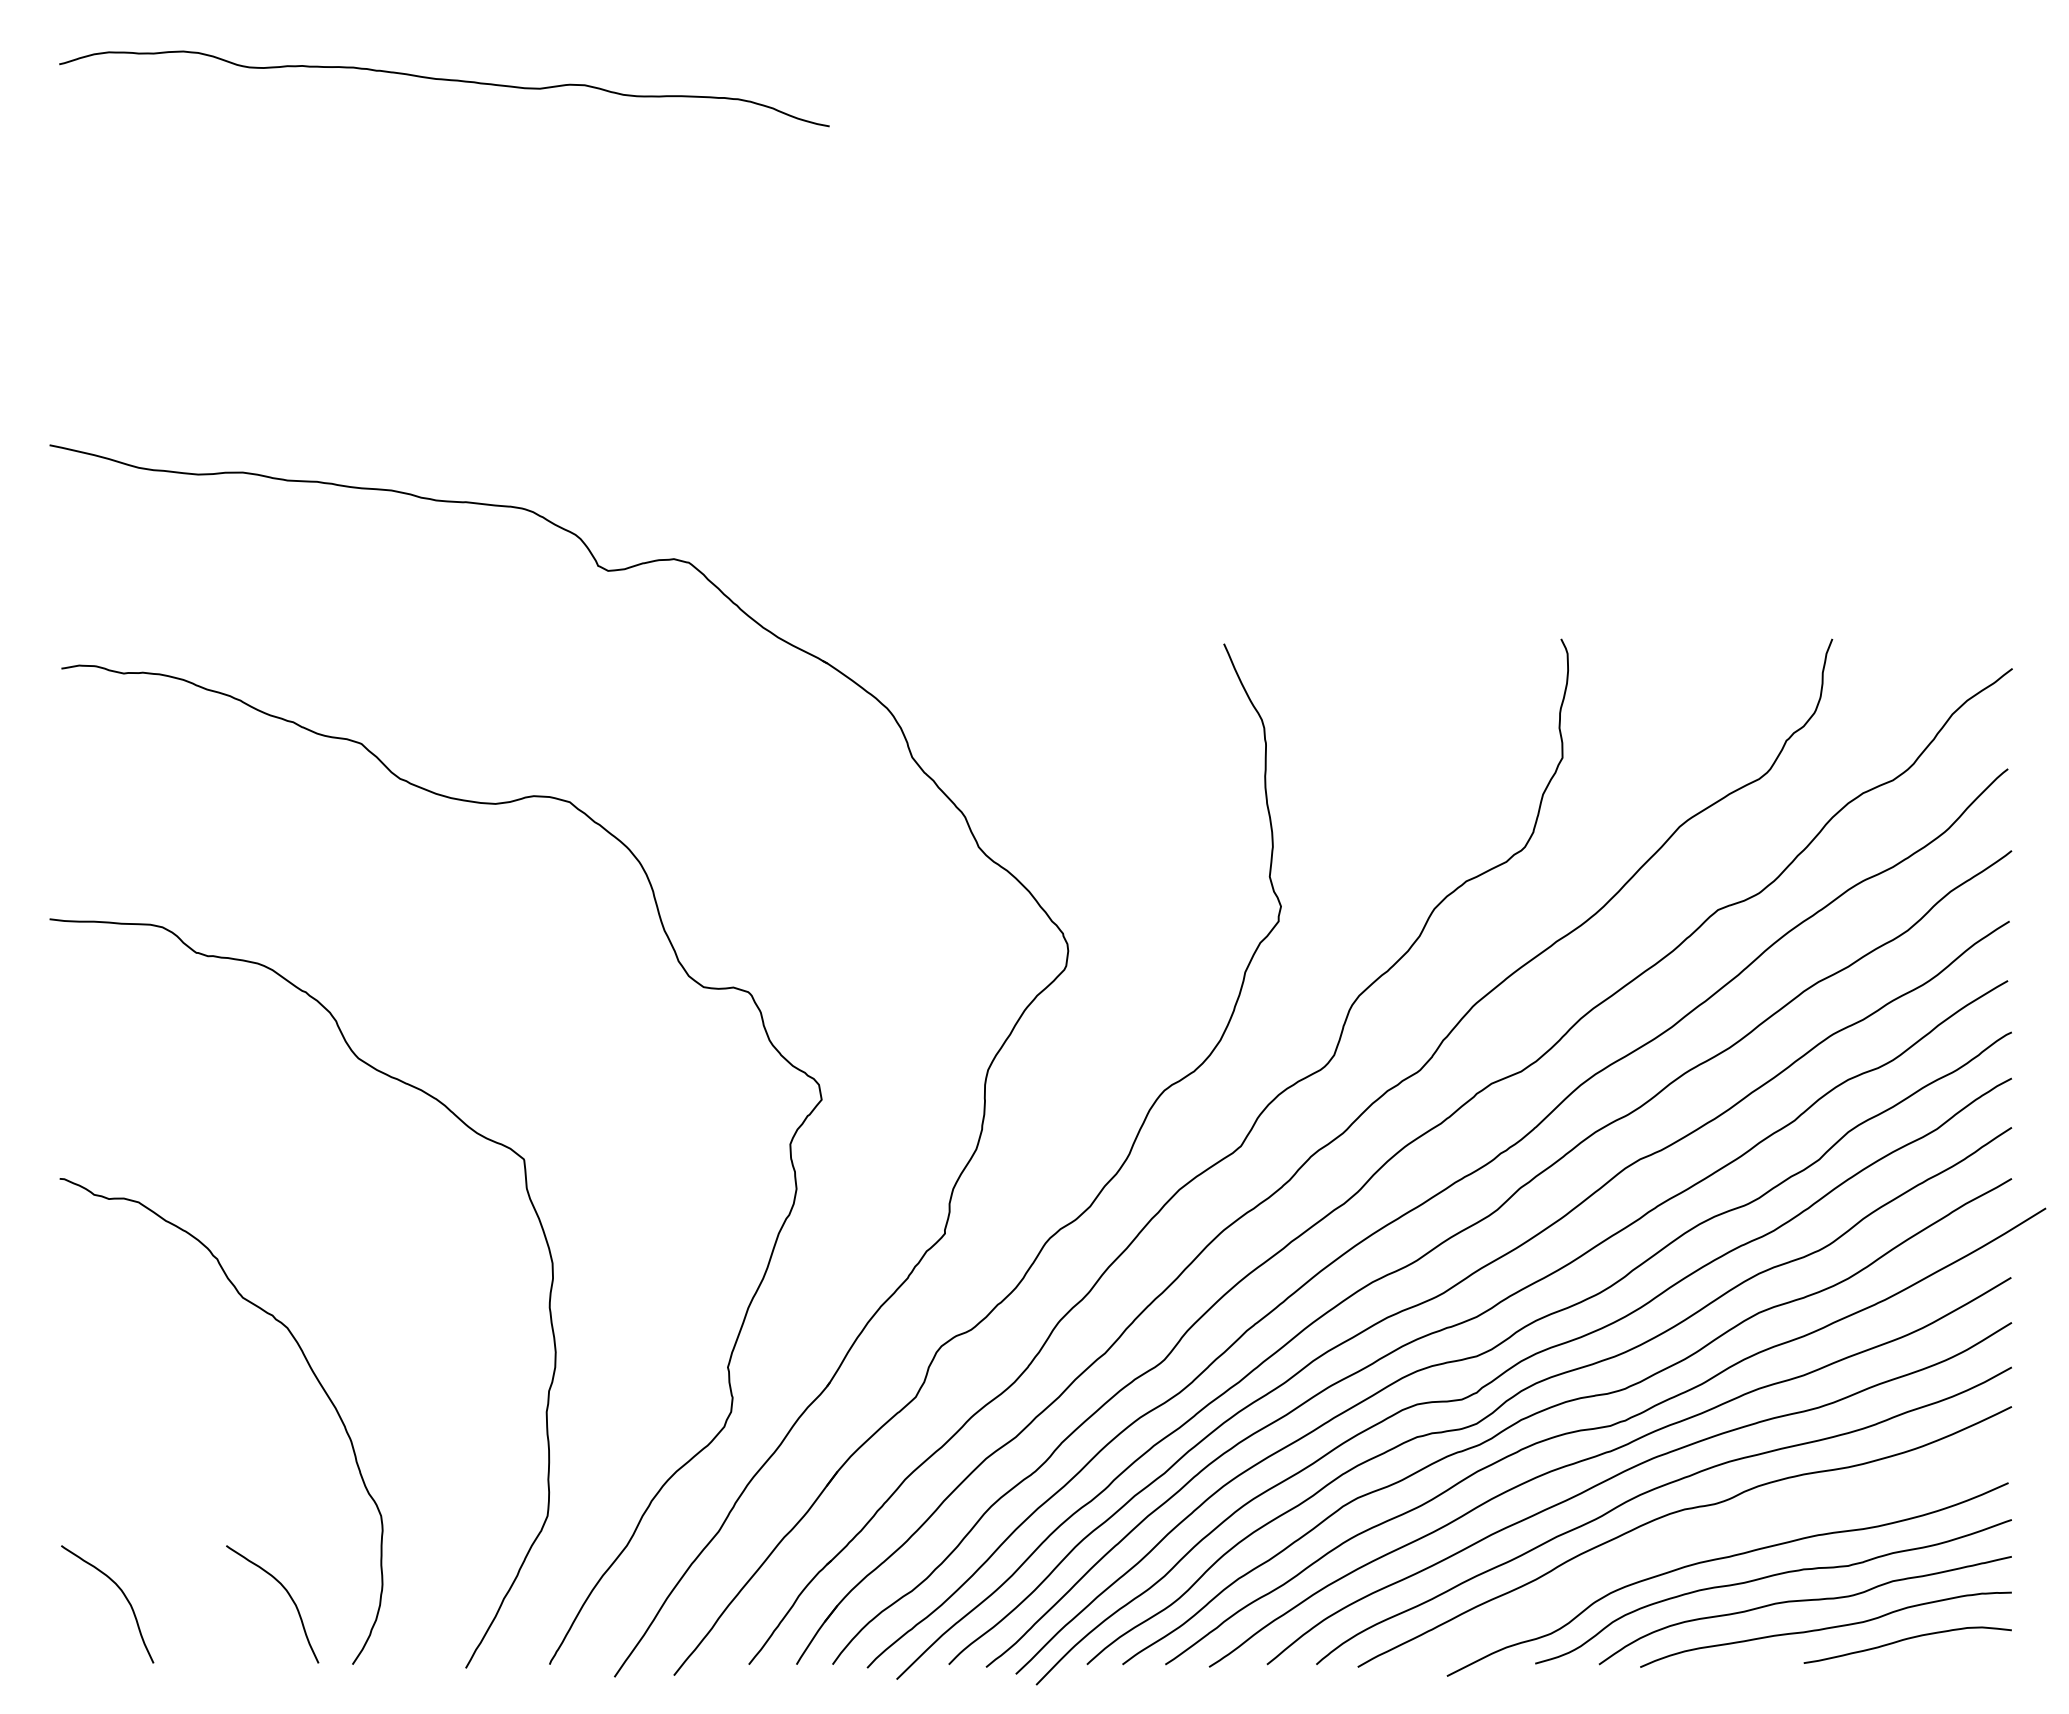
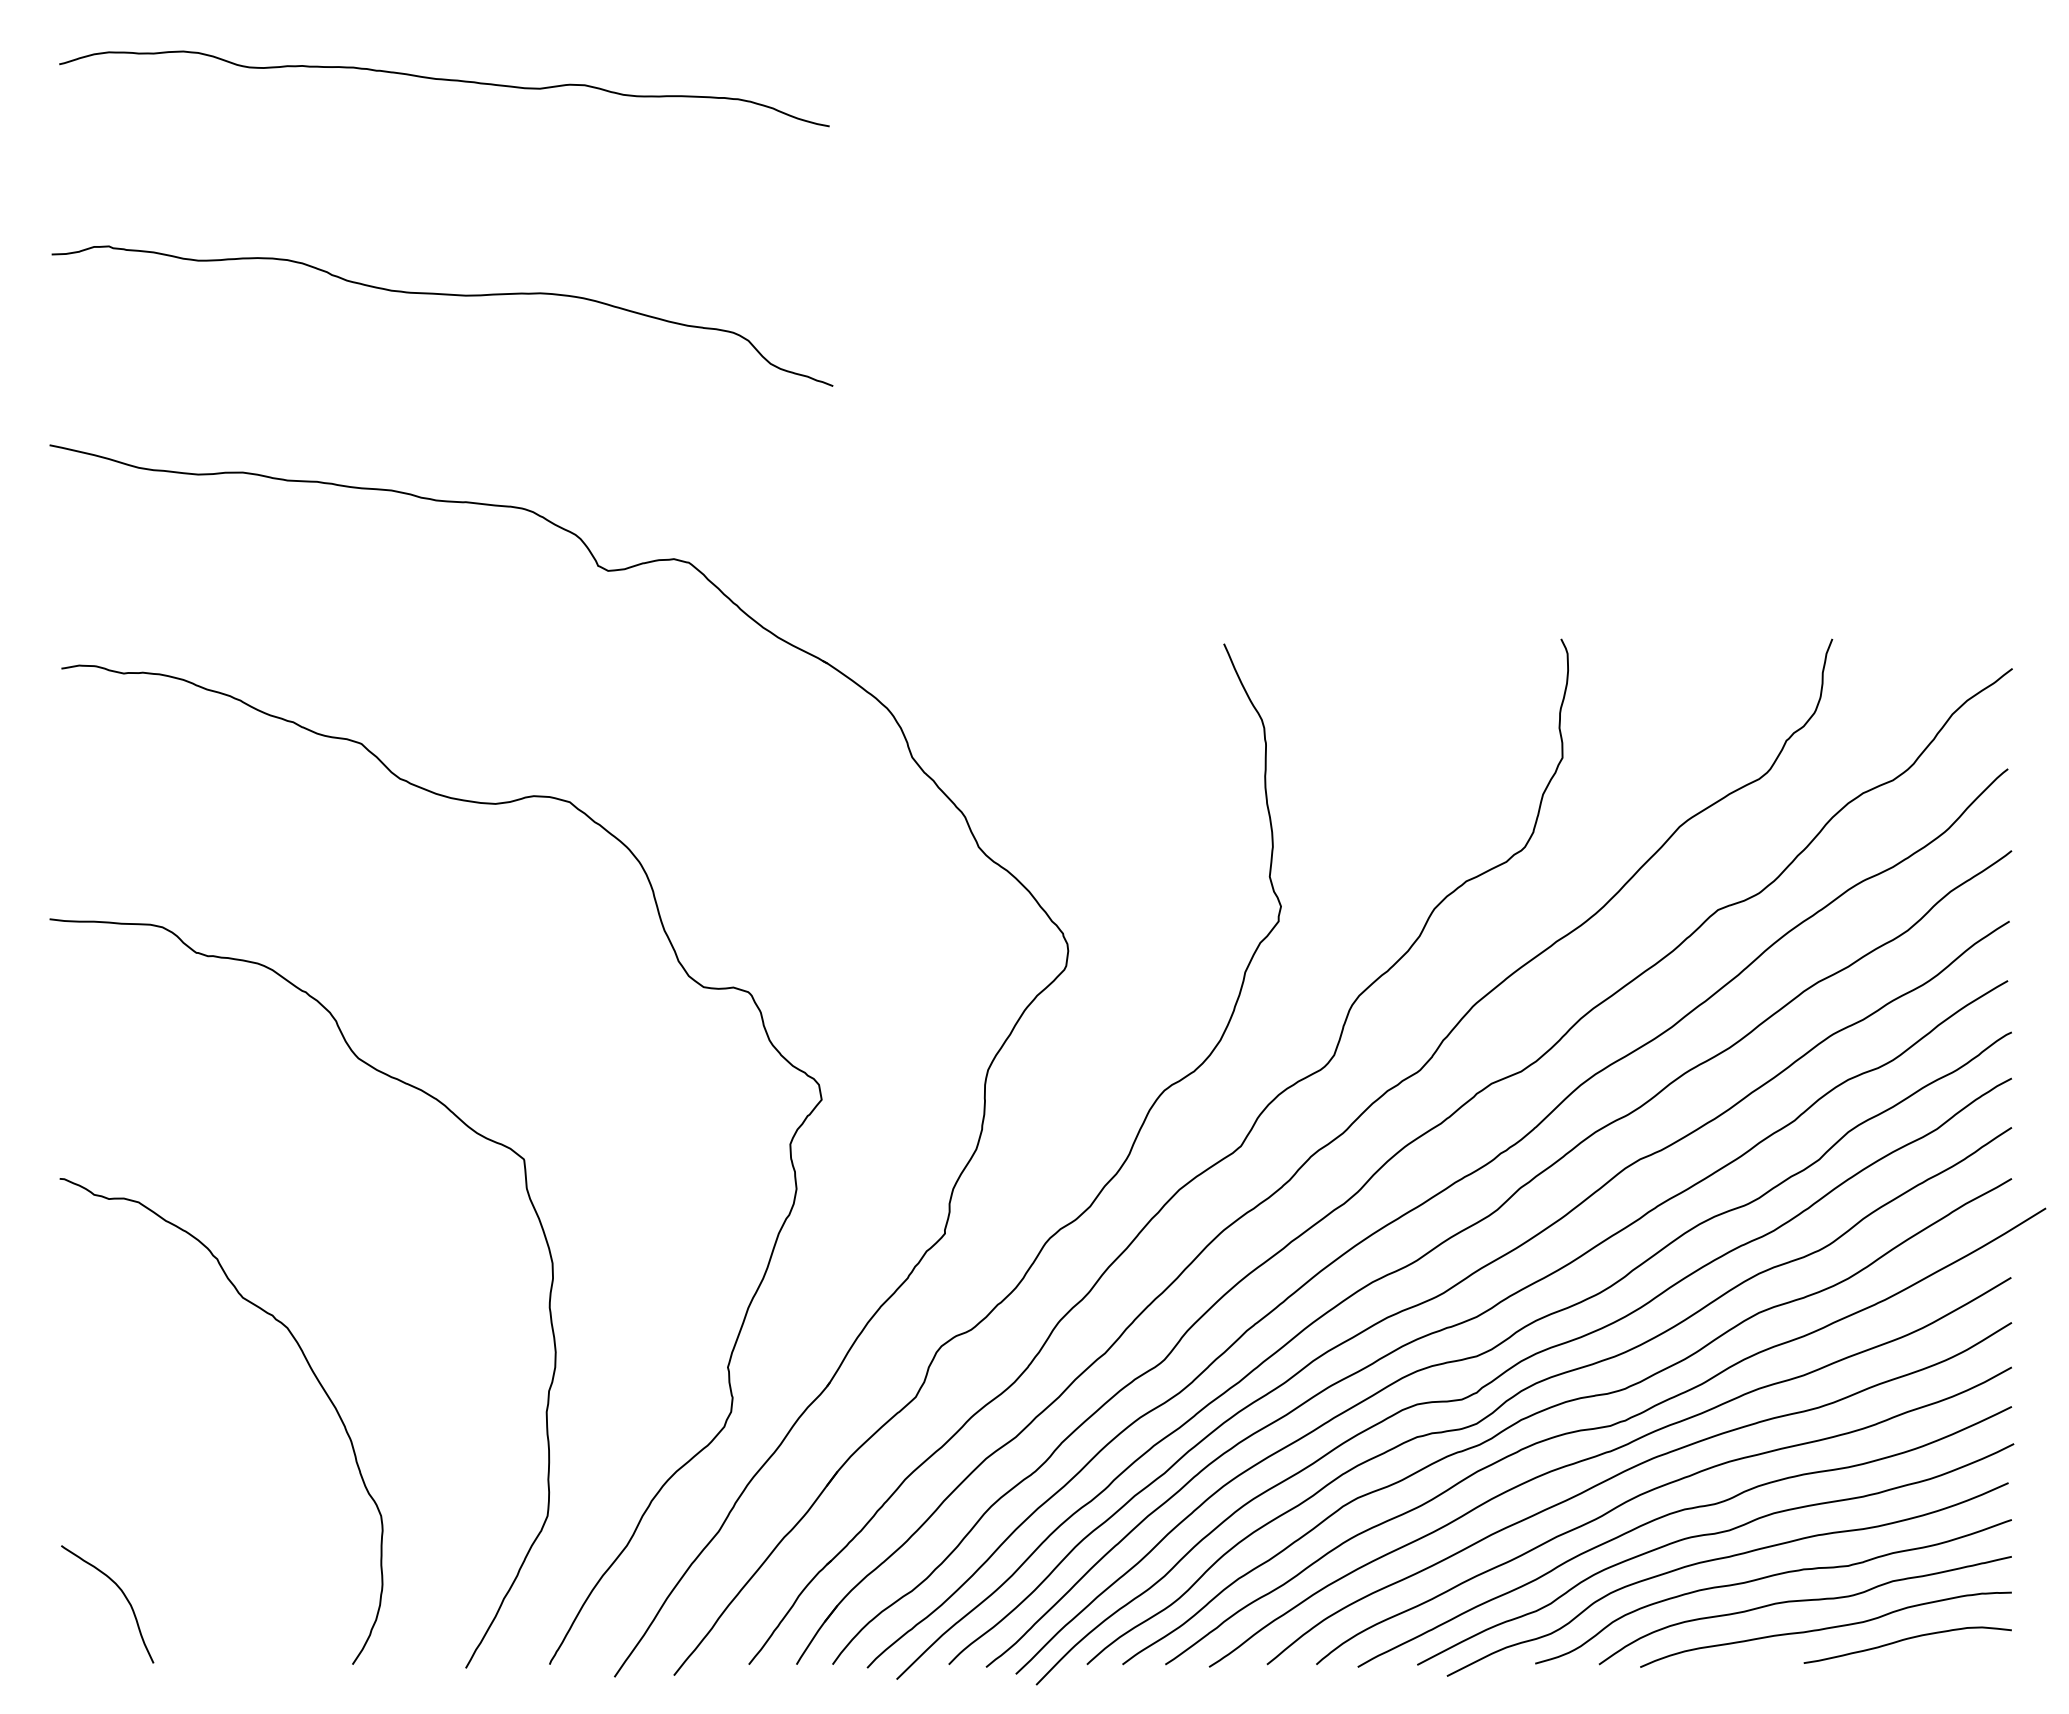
curve: none -> present (442, 295)
curve: none -> present (1710, 1535)
curve: present -> none (288, 1595)
